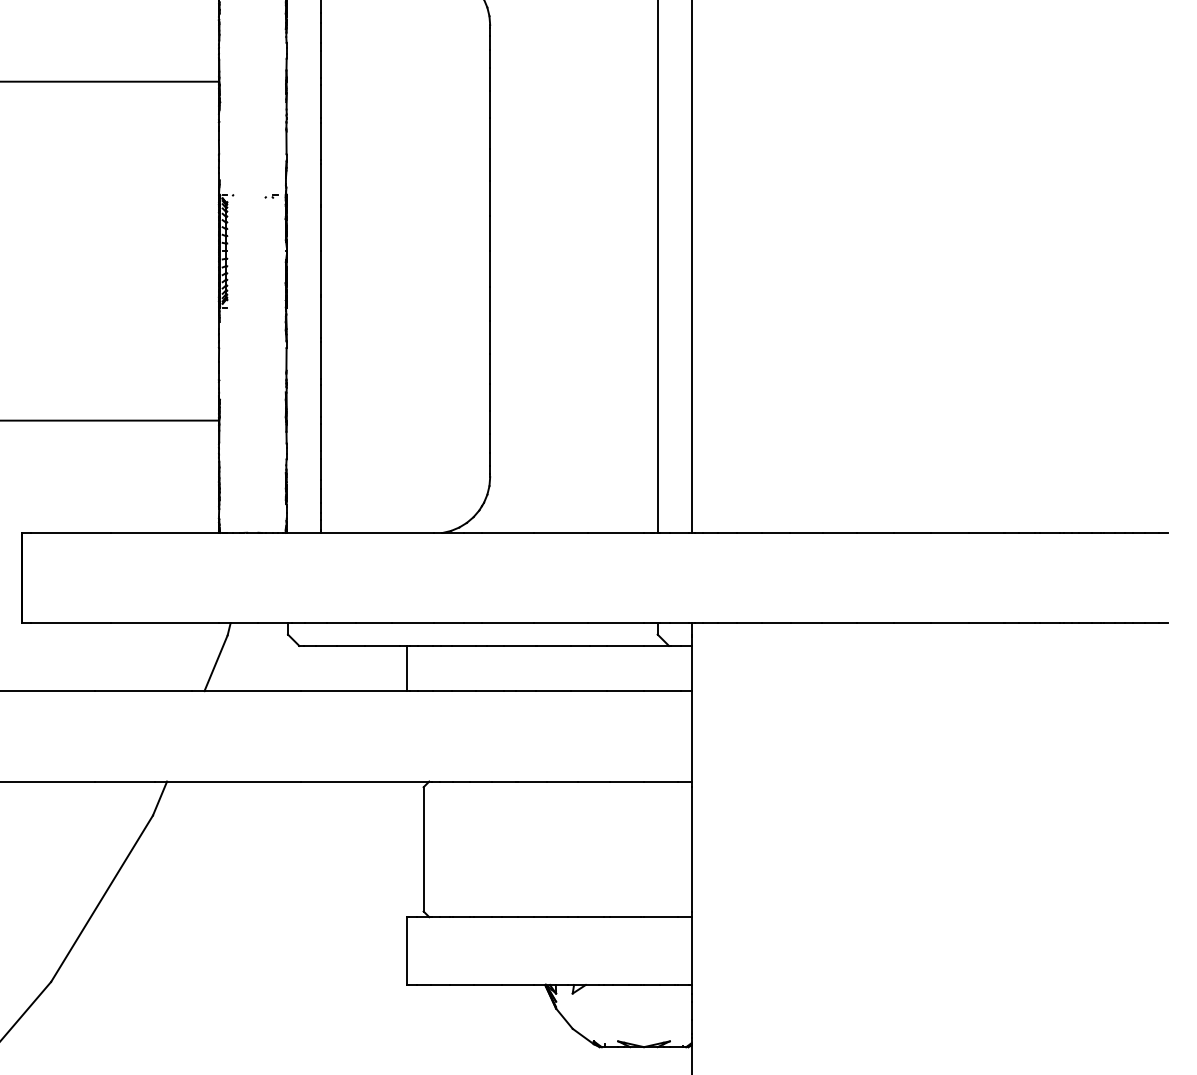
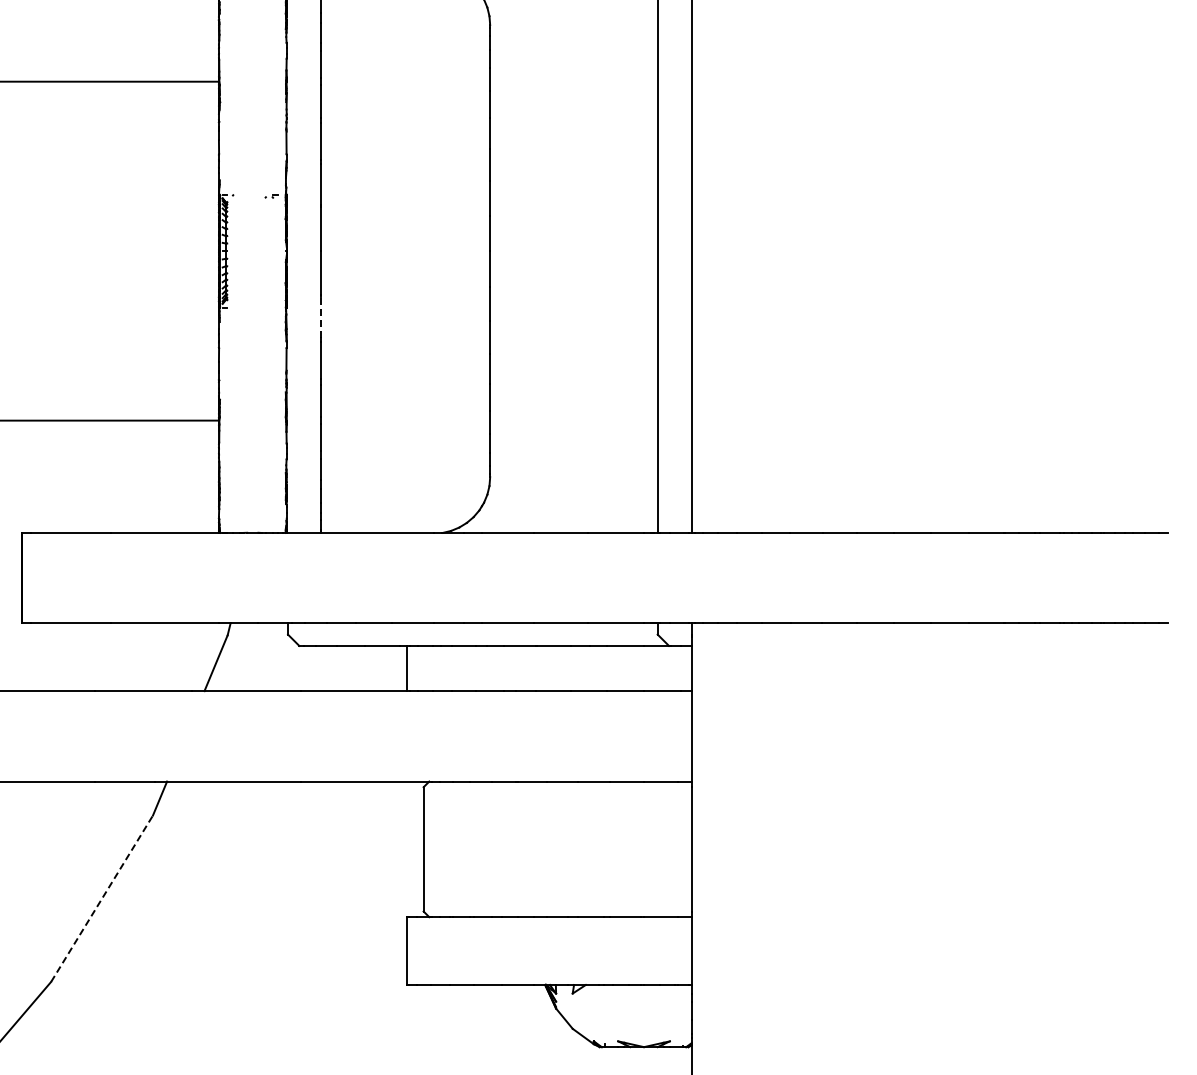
line: solid -> dashed (320, 317)
line: solid -> dashed (102, 898)
